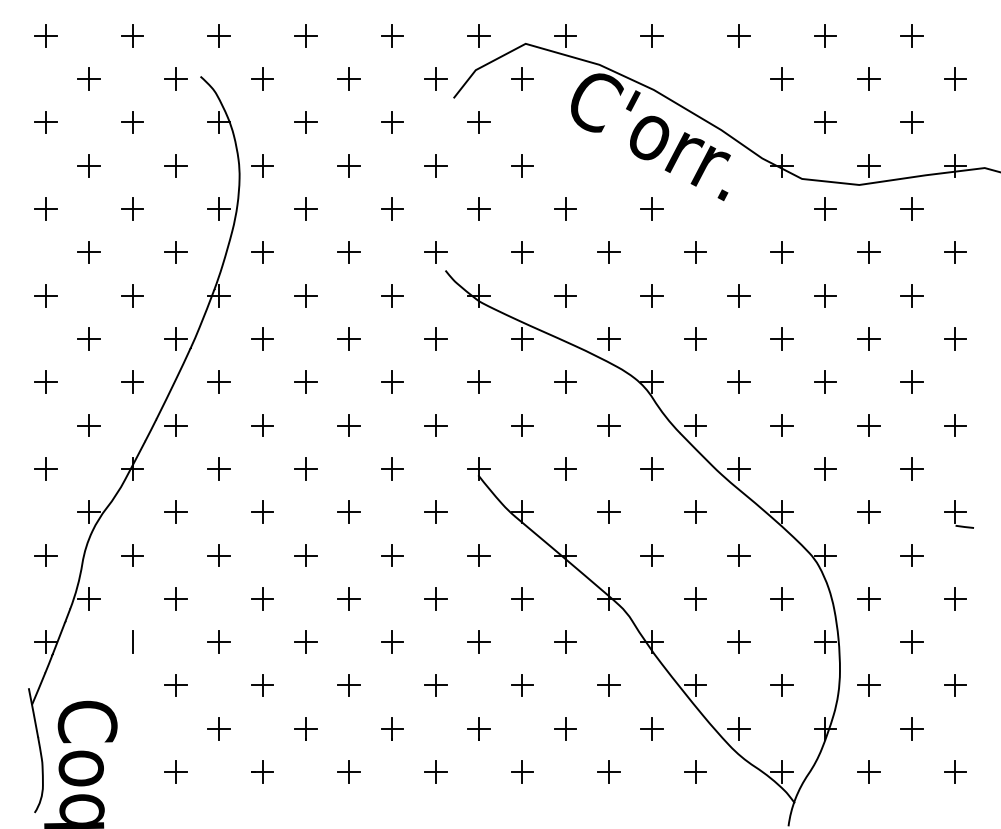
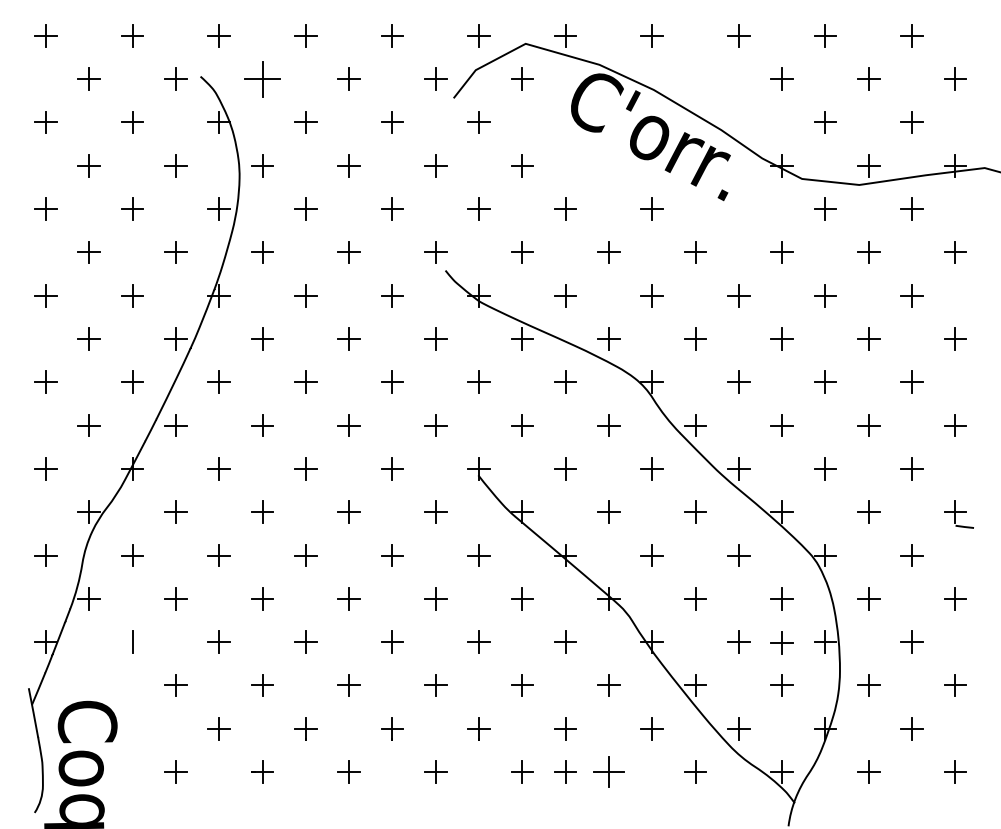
part size: 23x24 px -> 37x37 px (262, 79)
part: none -> present (781, 642)
part: none -> present (565, 771)
part size: 24x24 px -> 32x32 px (608, 771)
